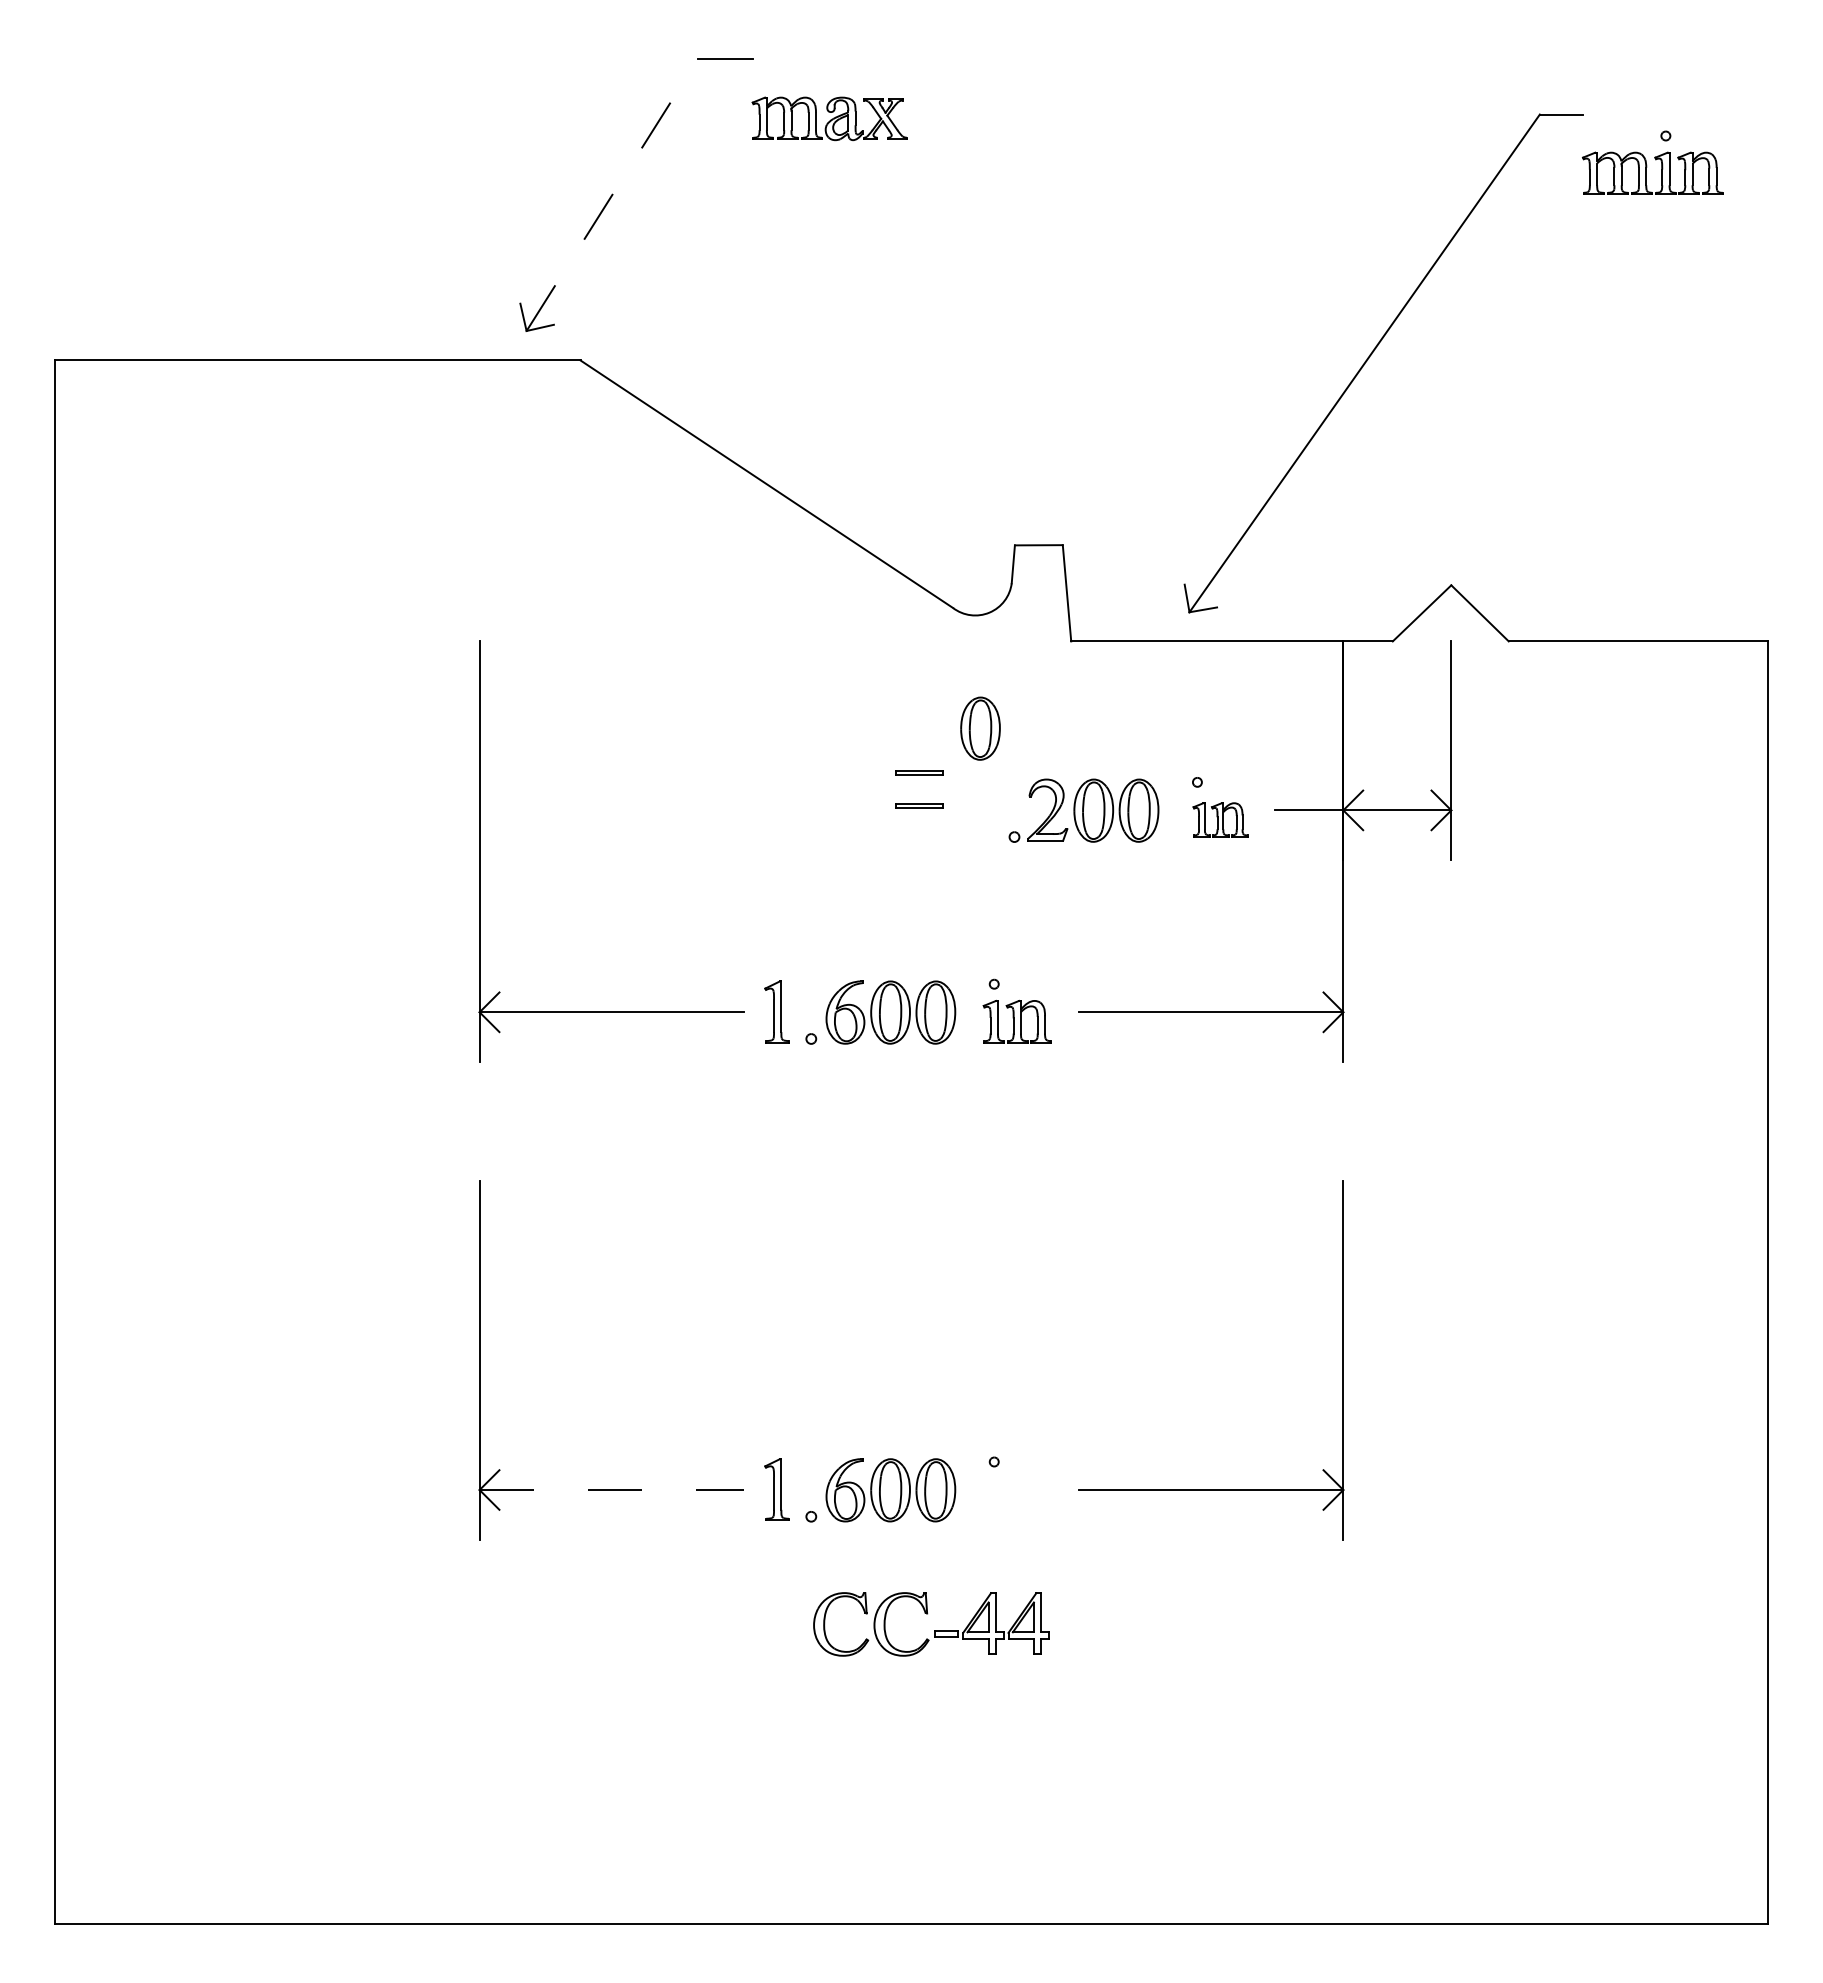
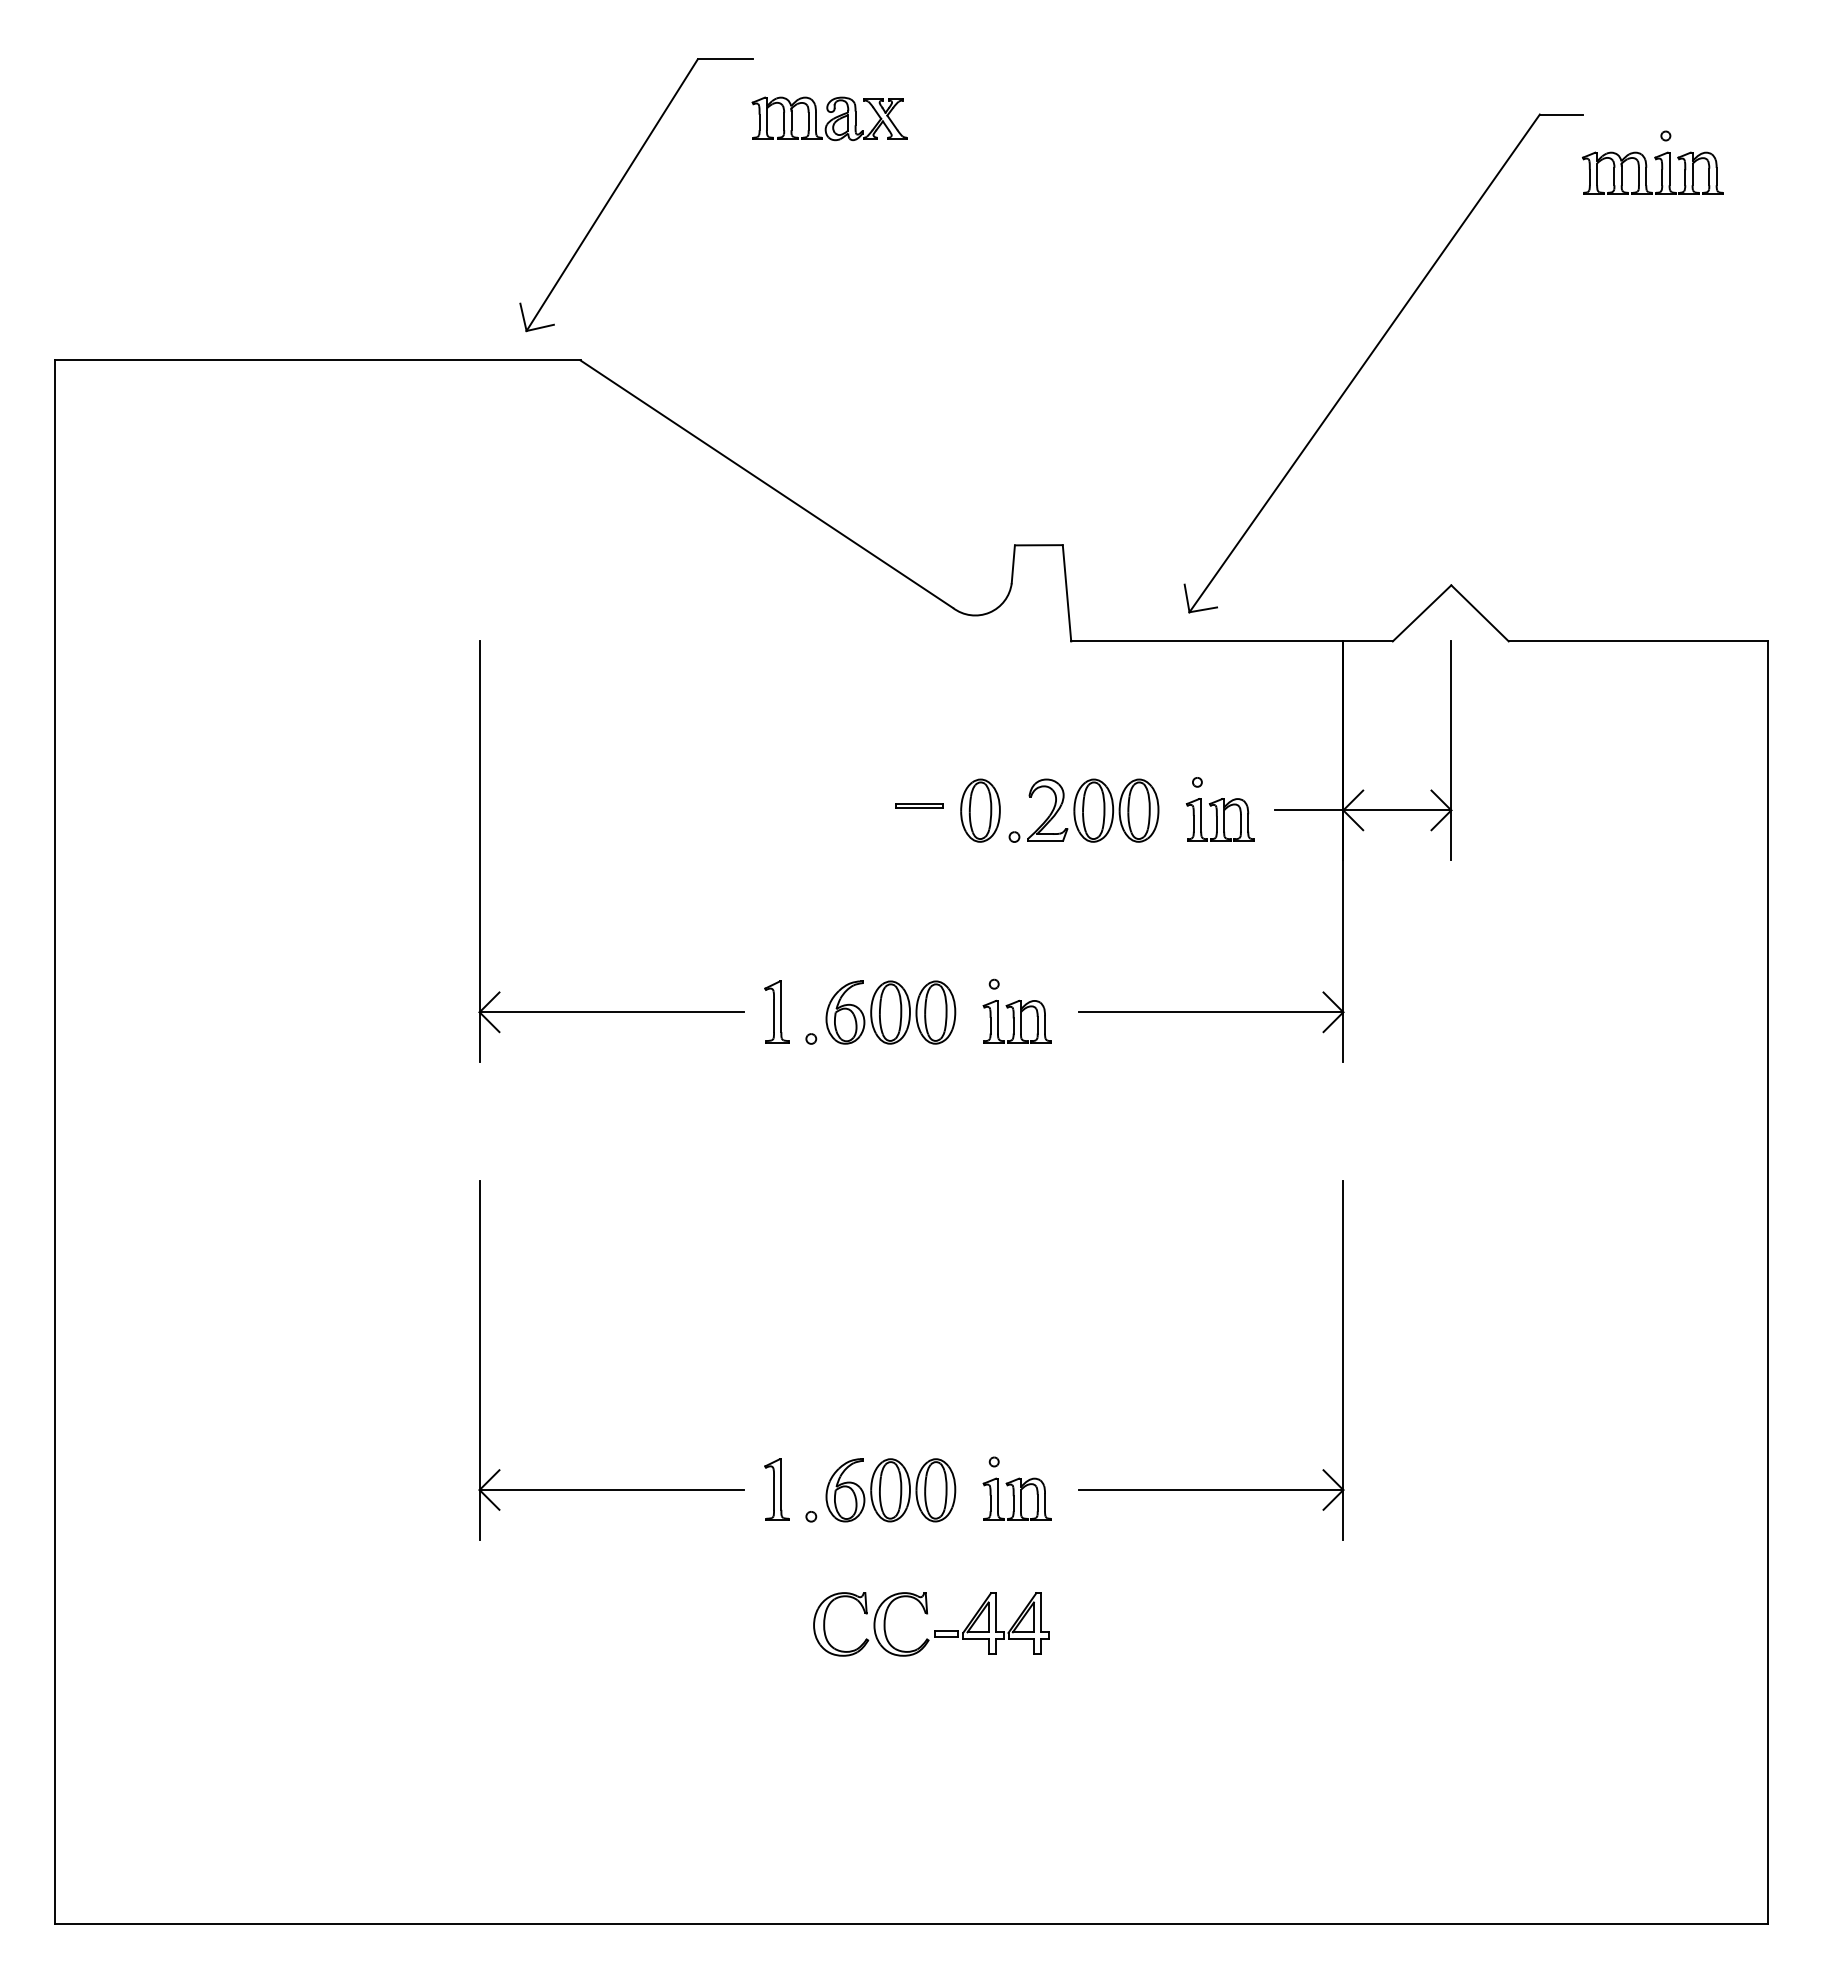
line: dashed -> solid (612, 194)
part position: (980, 728) -> (980, 810) (980, 810)
part: present -> none (919, 772)
part size: 57x36 px -> 70x44 px (1219, 819)
line: dashed -> solid (612, 1490)
part: none -> present (1016, 1498)
